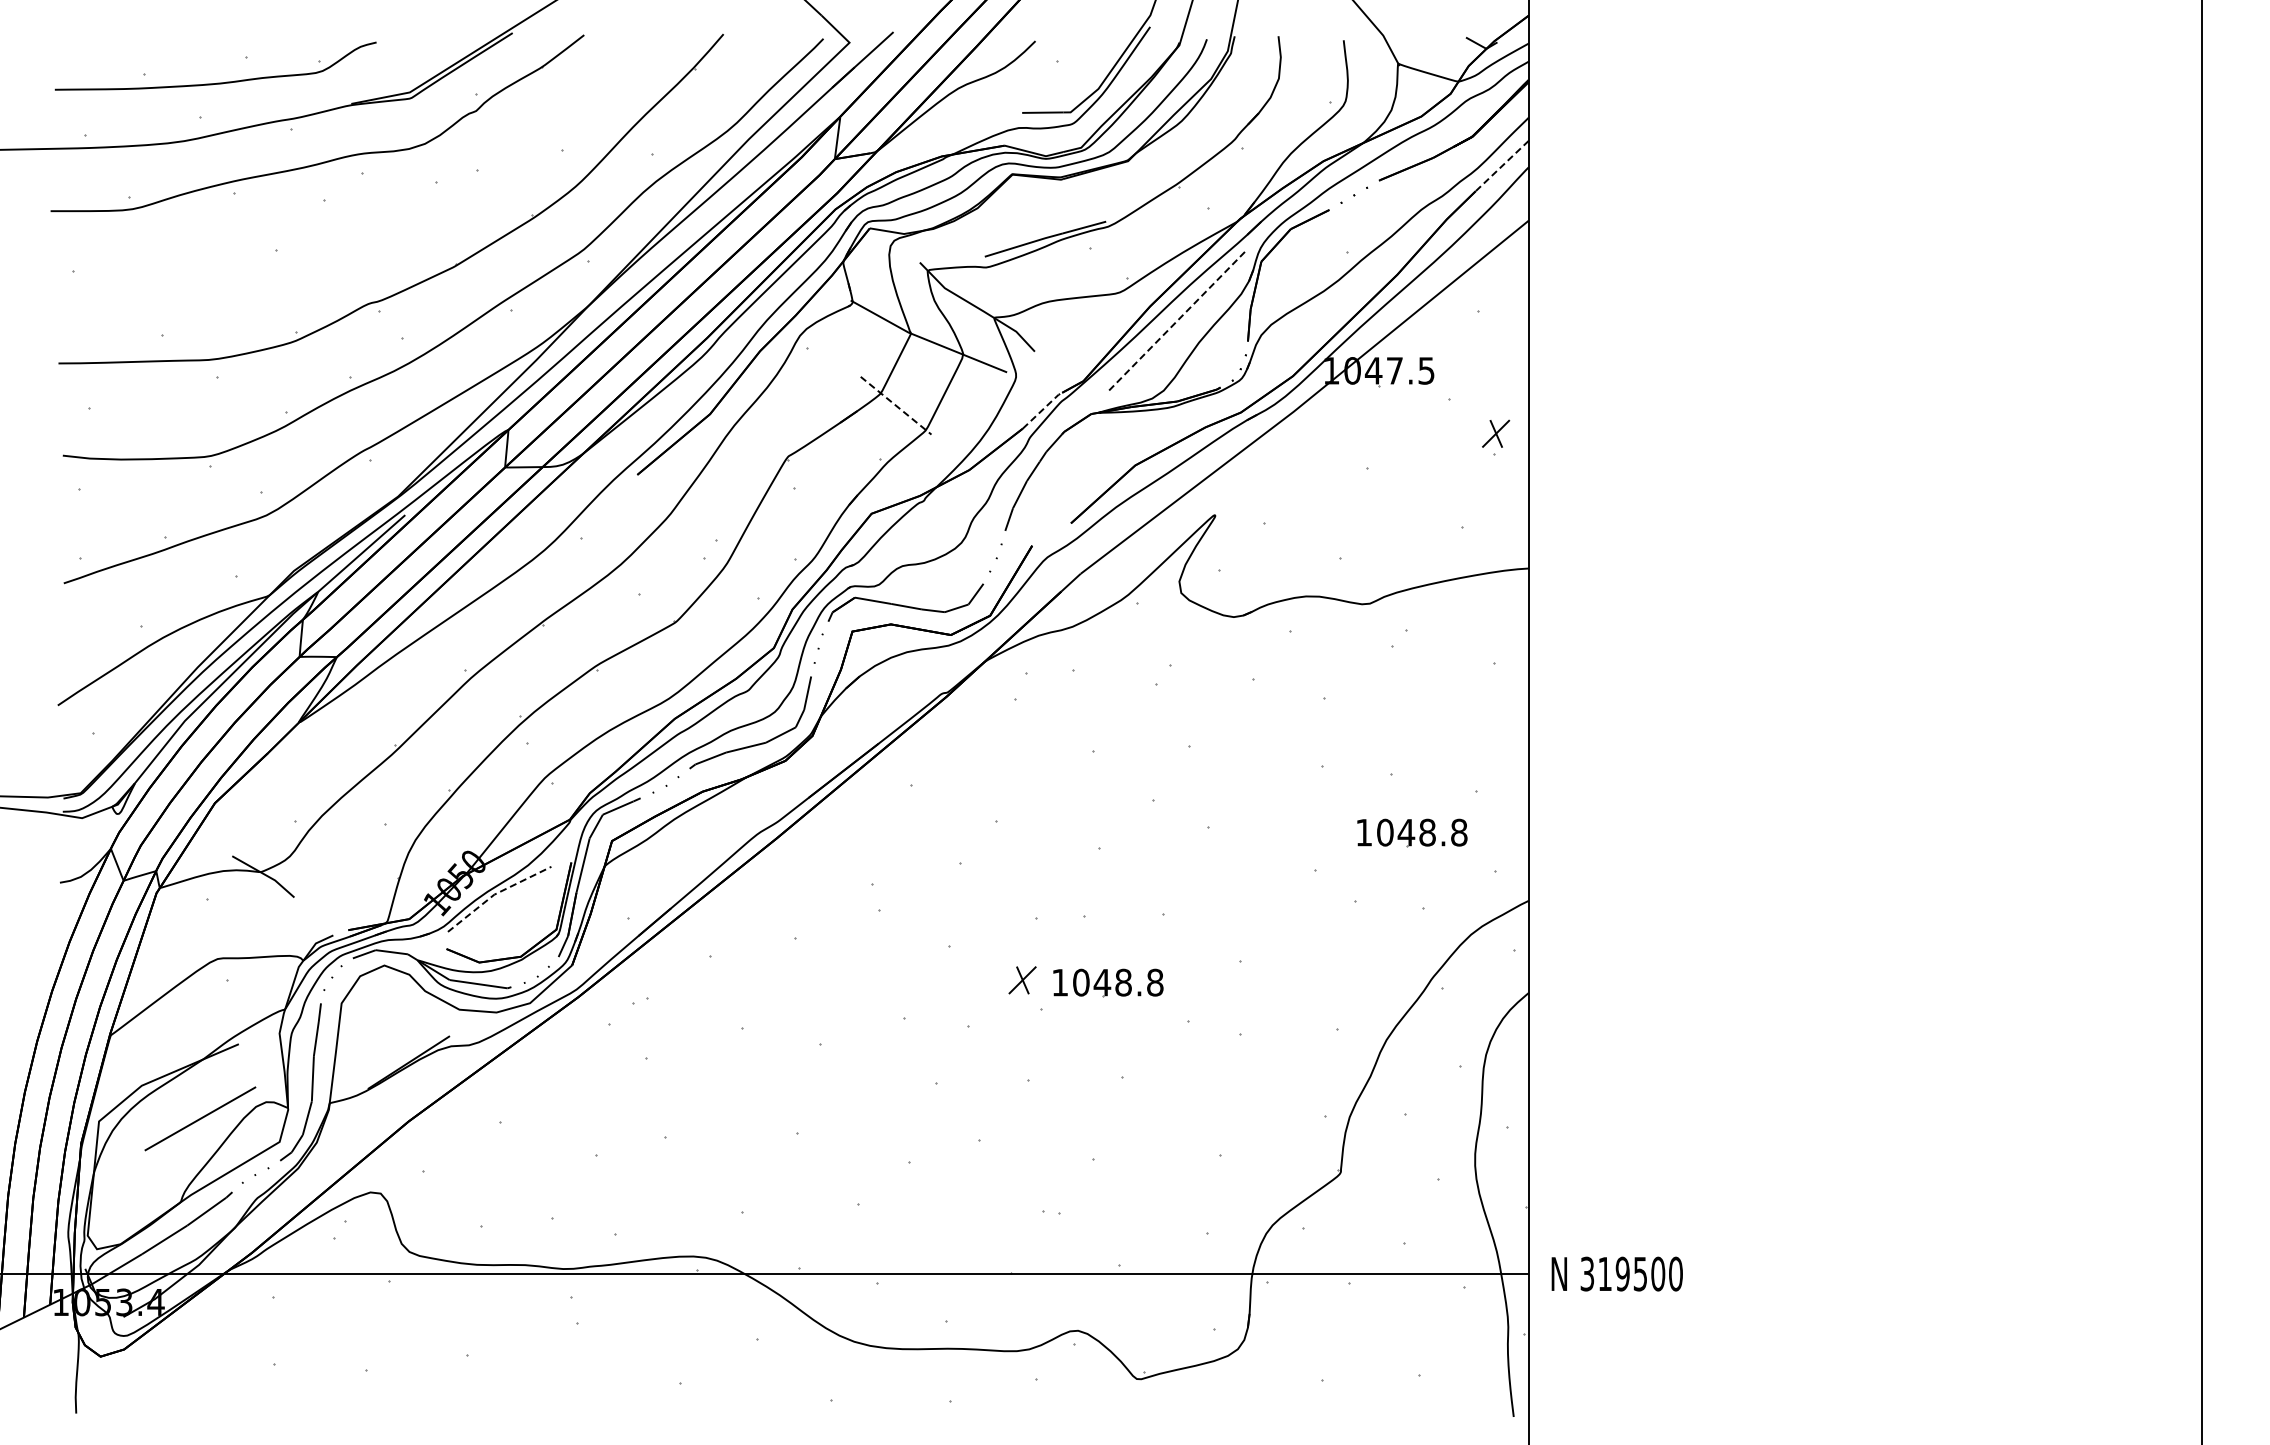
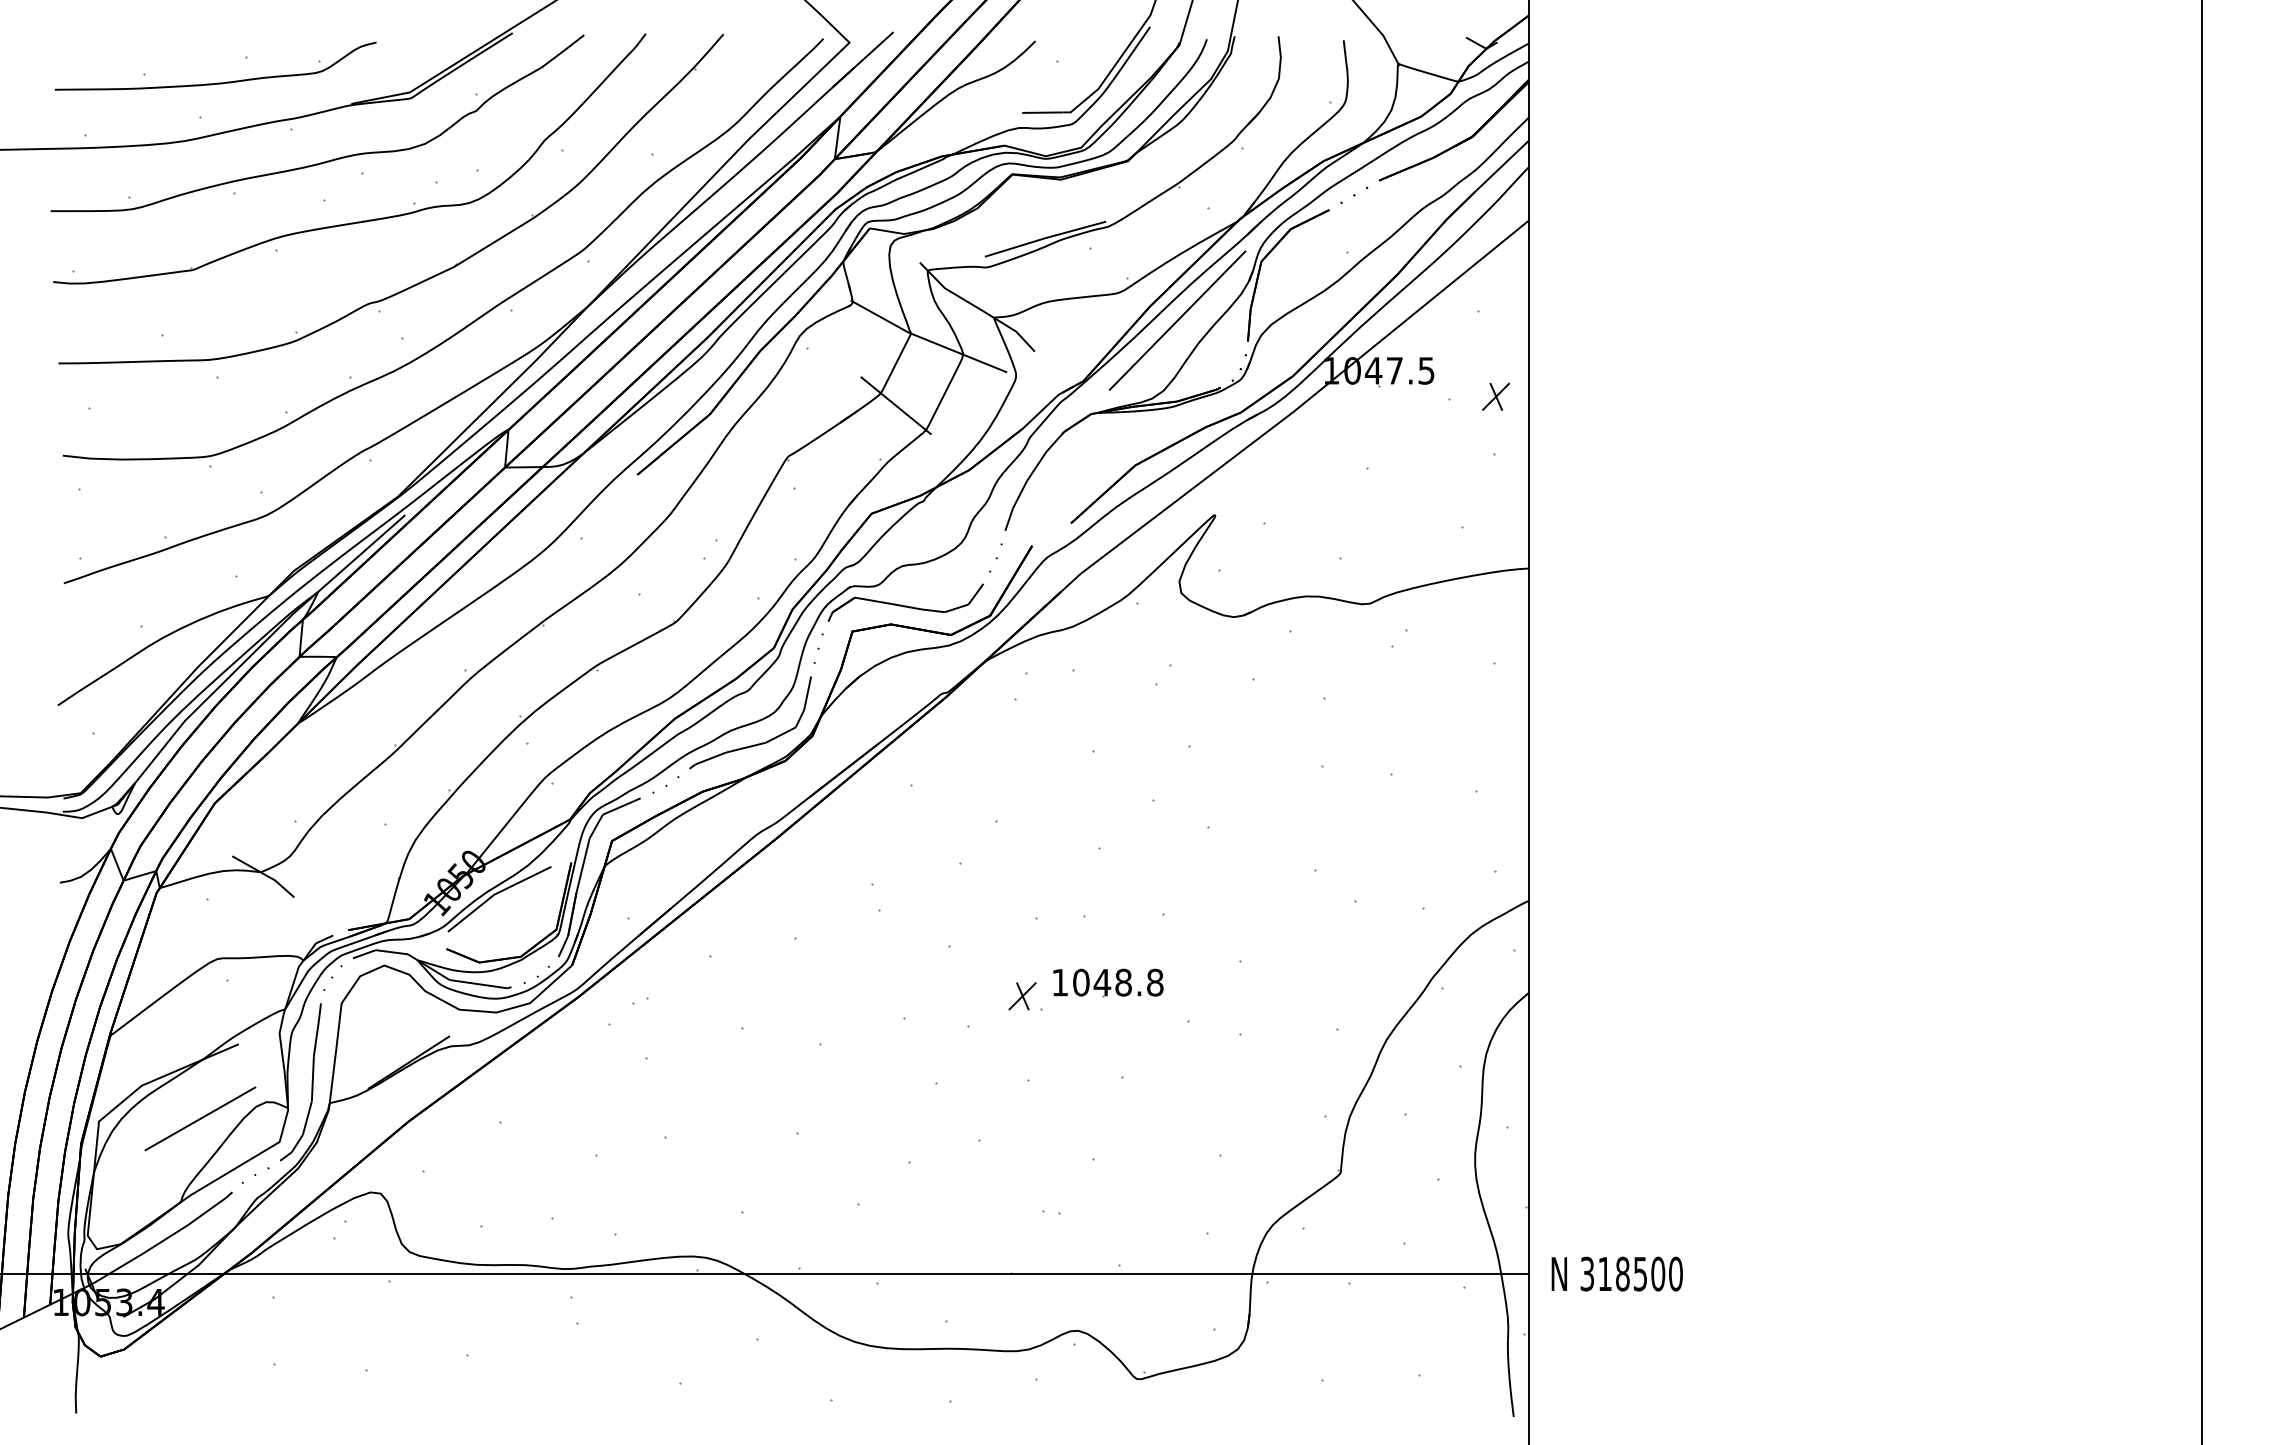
line: dashed -> solid (1502, 166)
part: none -> present (356, 221)
line: dashed -> solid (1177, 320)
line: dashed -> solid (896, 405)
line: dashed -> solid (1042, 409)
part position: (1496, 433) -> (1496, 396) (1496, 396)
part: present -> none (1412, 832)
line: dashed -> solid (496, 893)
part position: (1022, 980) -> (1022, 996) (1022, 996)
text: 319500 -> 318500 (1622, 1273)
